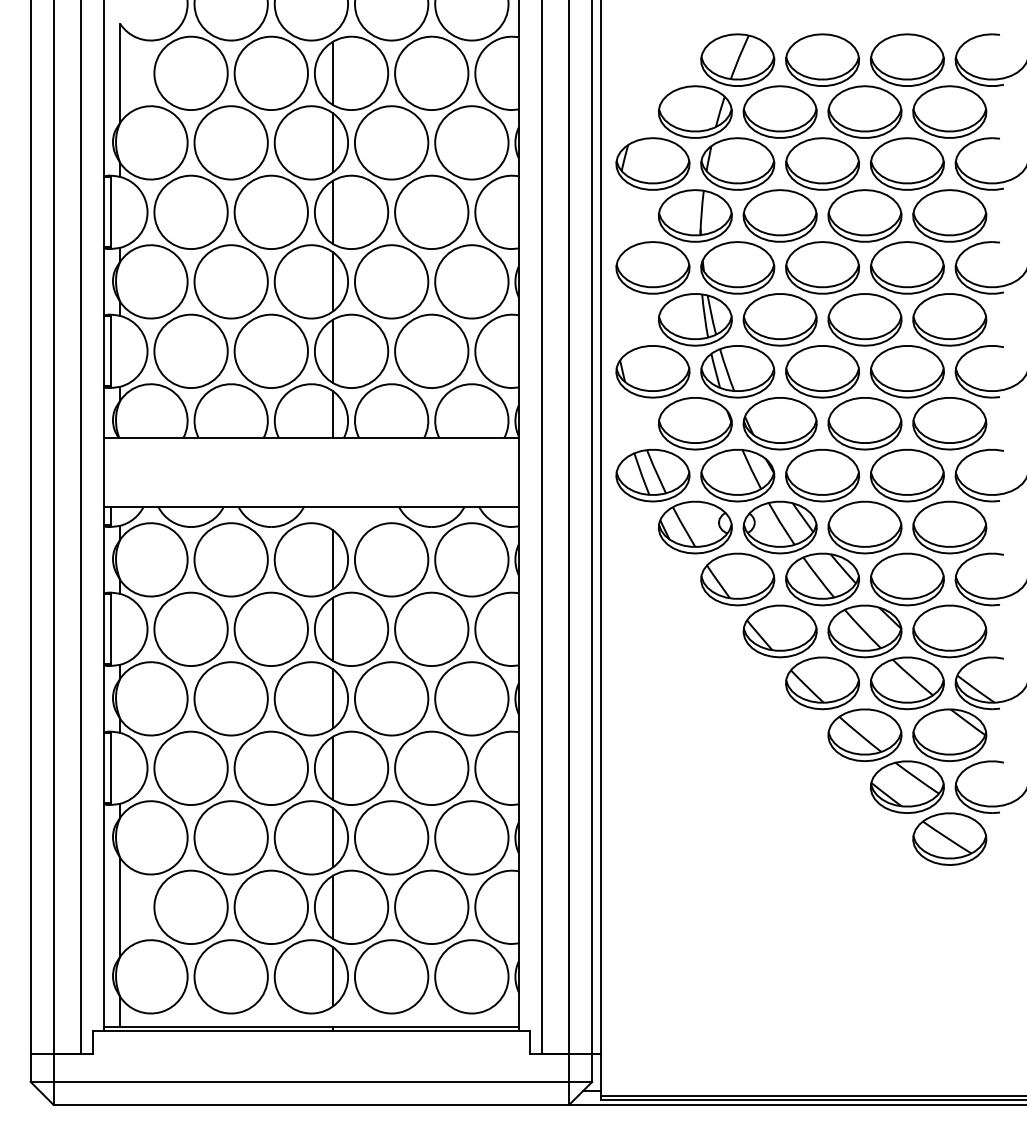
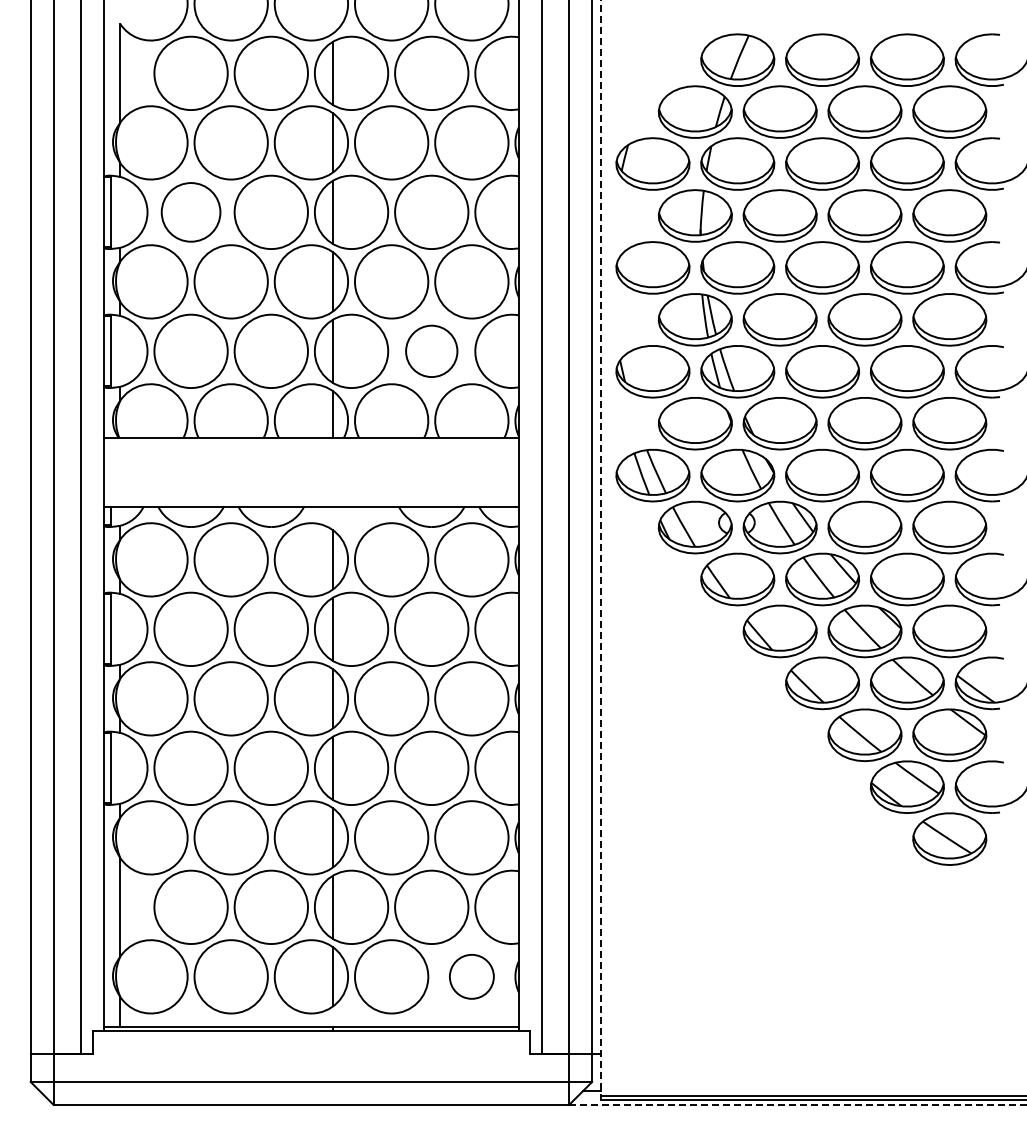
circle diameter: 73 px -> 59 px (190, 212)
circle diameter: 73 px -> 51 px (431, 351)
line: solid -> dashed (601, 548)
circle diameter: 73 px -> 44 px (471, 976)
line: solid -> dashed (798, 1104)
